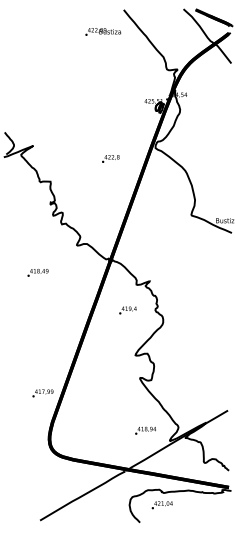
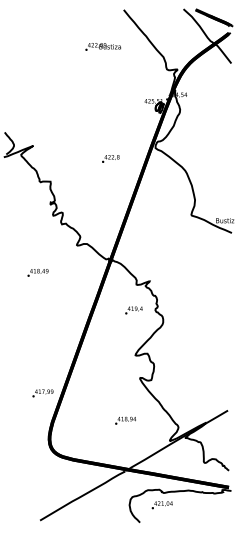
text position: (102, 31) -> (102, 46) (102, 46)
text position: (127, 310) -> (133, 310) (133, 310)
text position: (145, 430) -> (125, 420) (125, 420)
